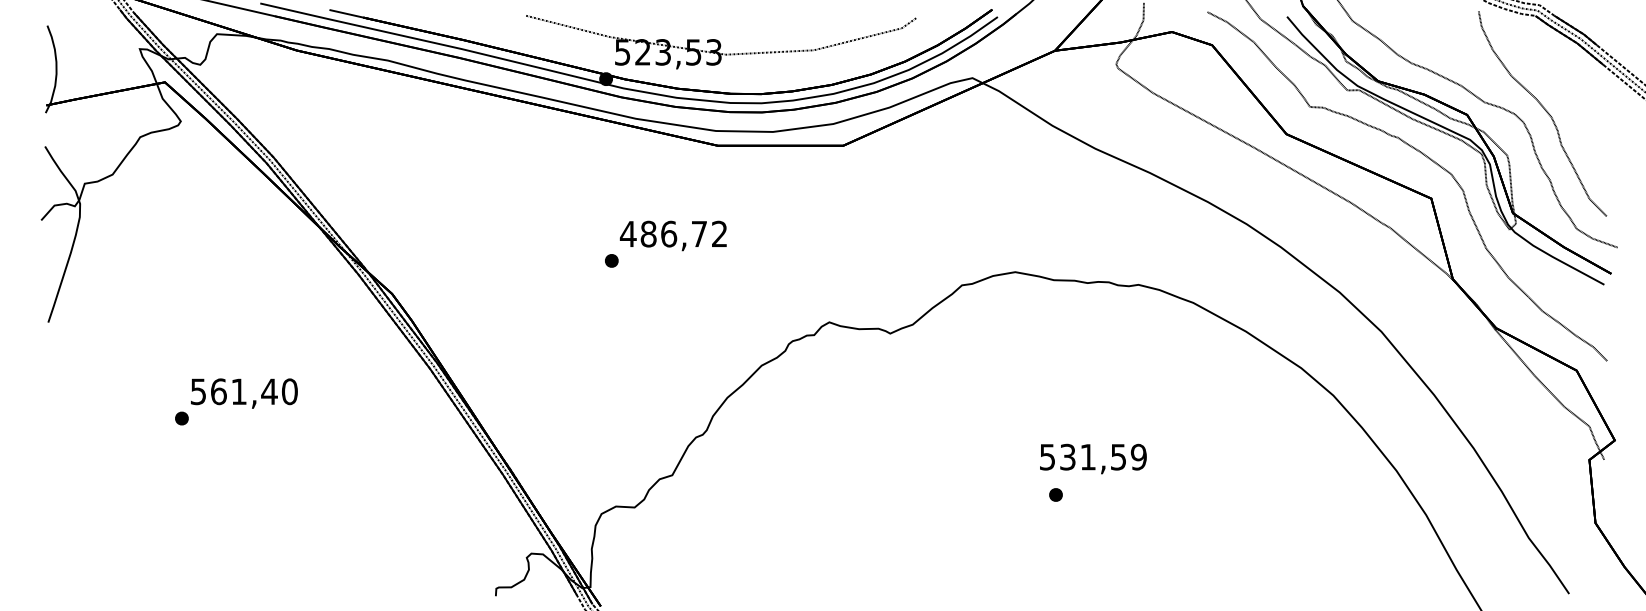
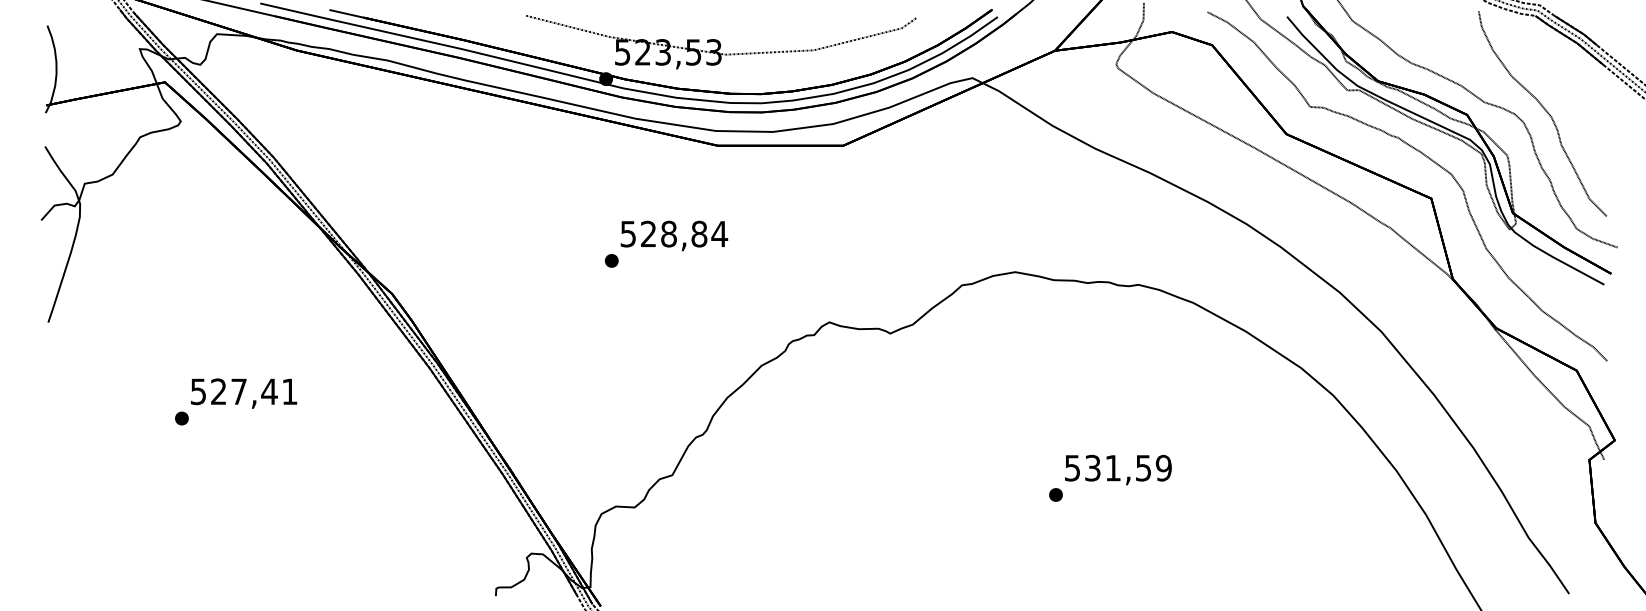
text: 486,72 -> 528,84 (673, 233)
text: 561,40 -> 527,41 (254, 391)
text position: (1093, 458) -> (1118, 469) (1118, 469)
